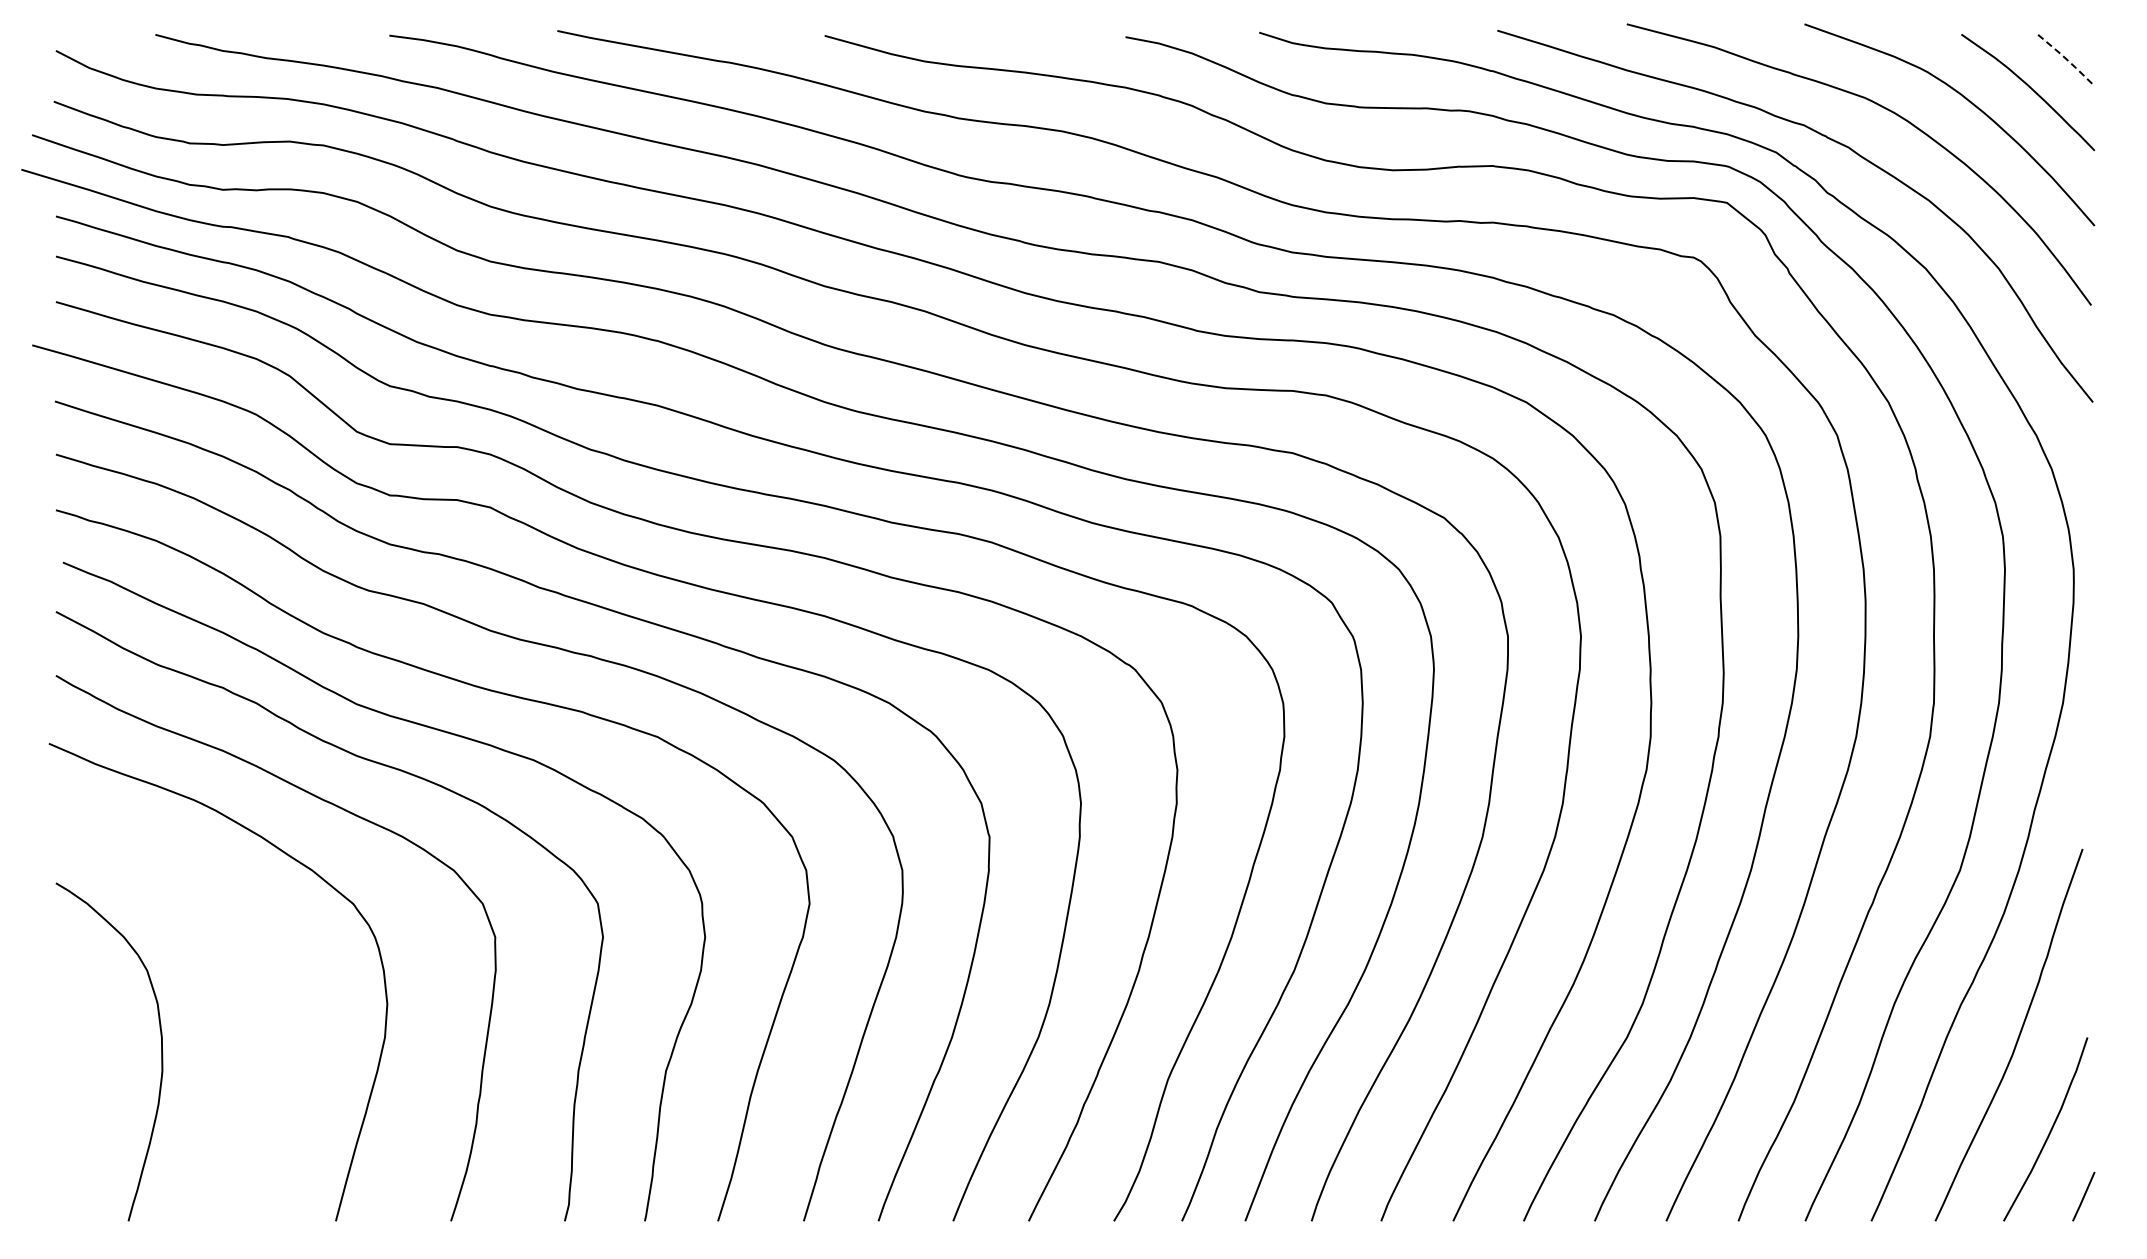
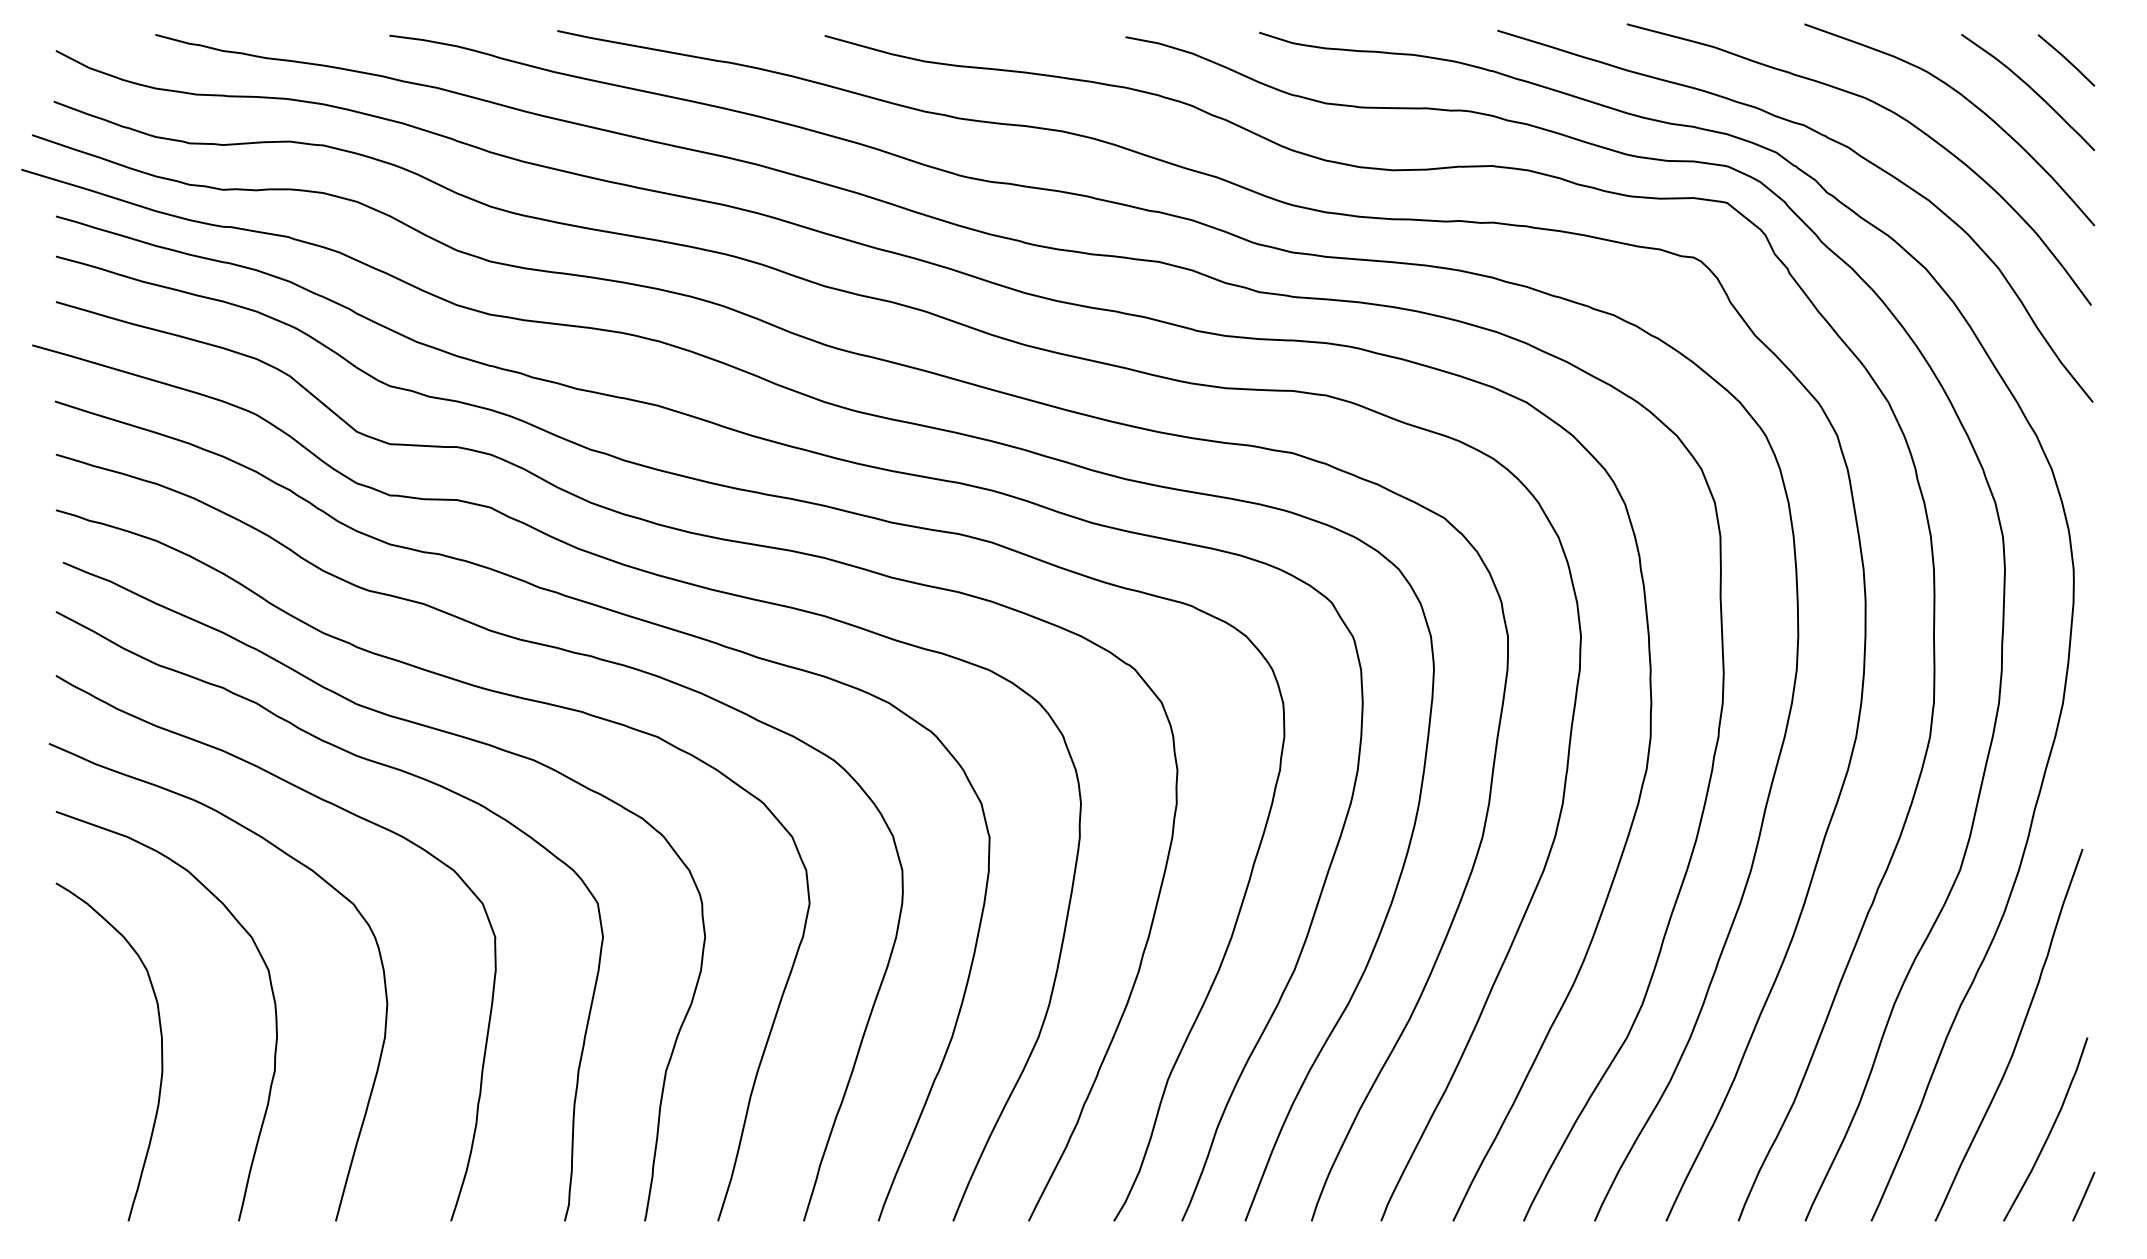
line: dashed -> solid (2067, 59)
curve: none -> present (272, 996)
